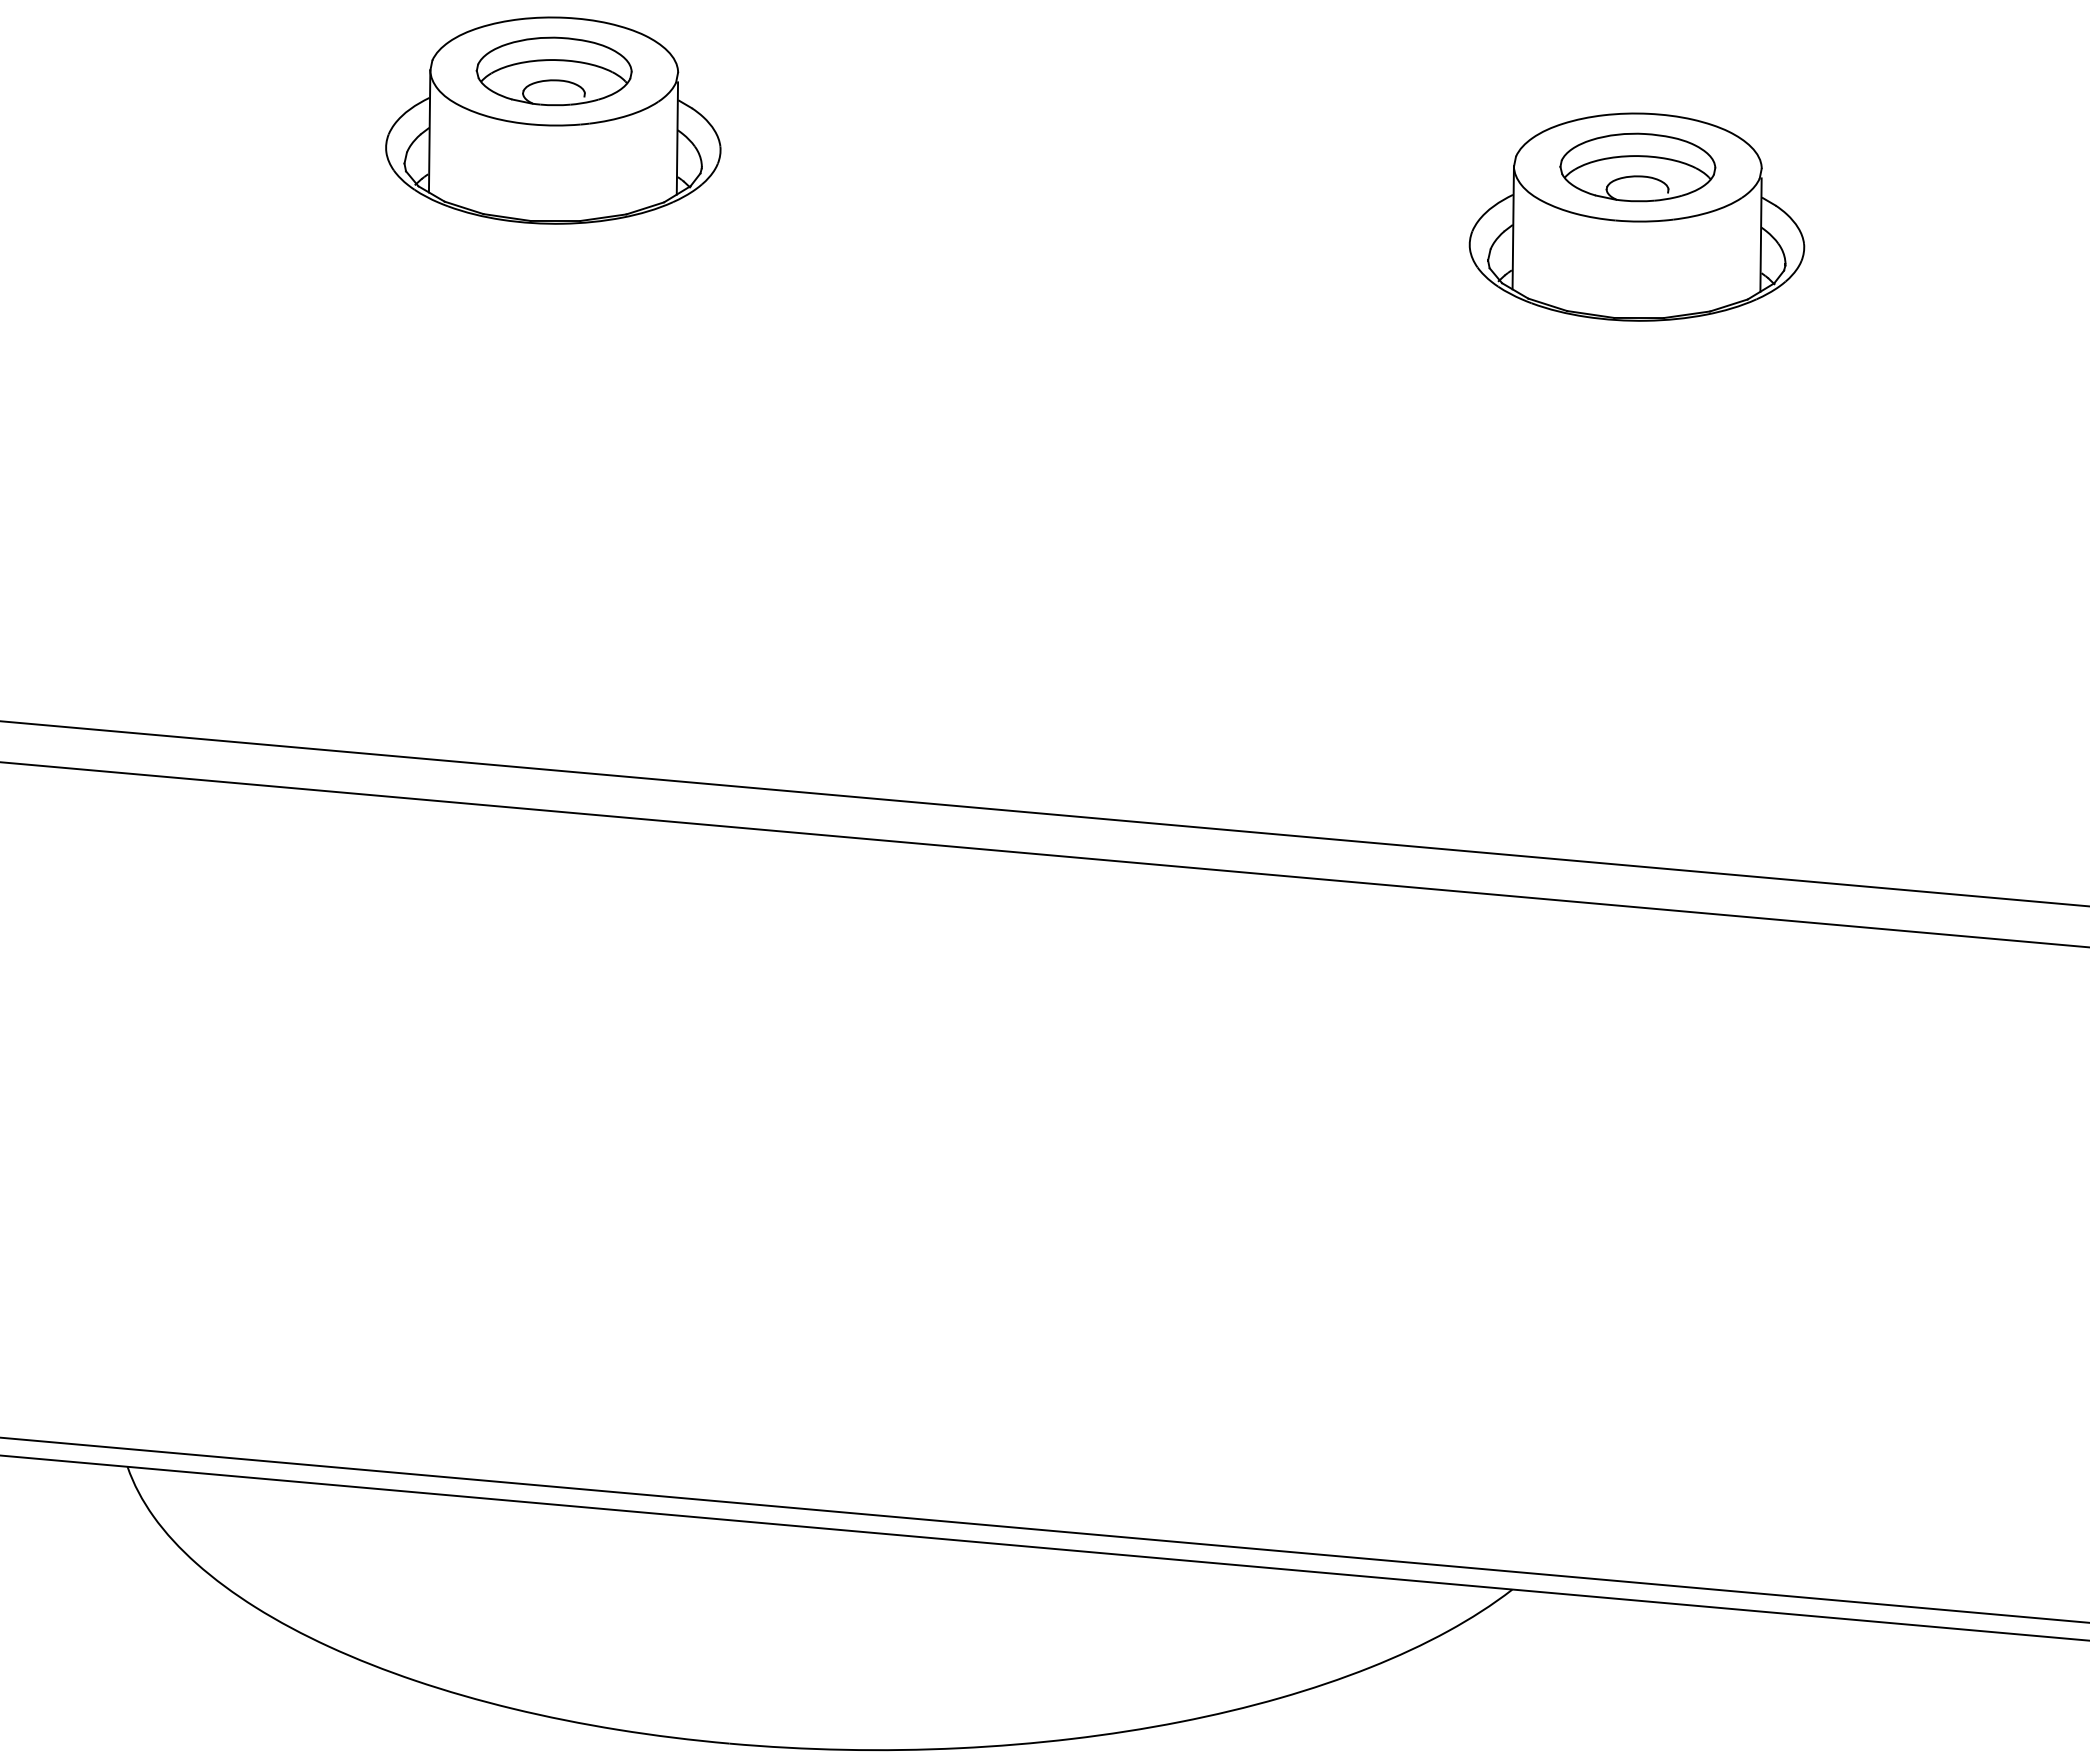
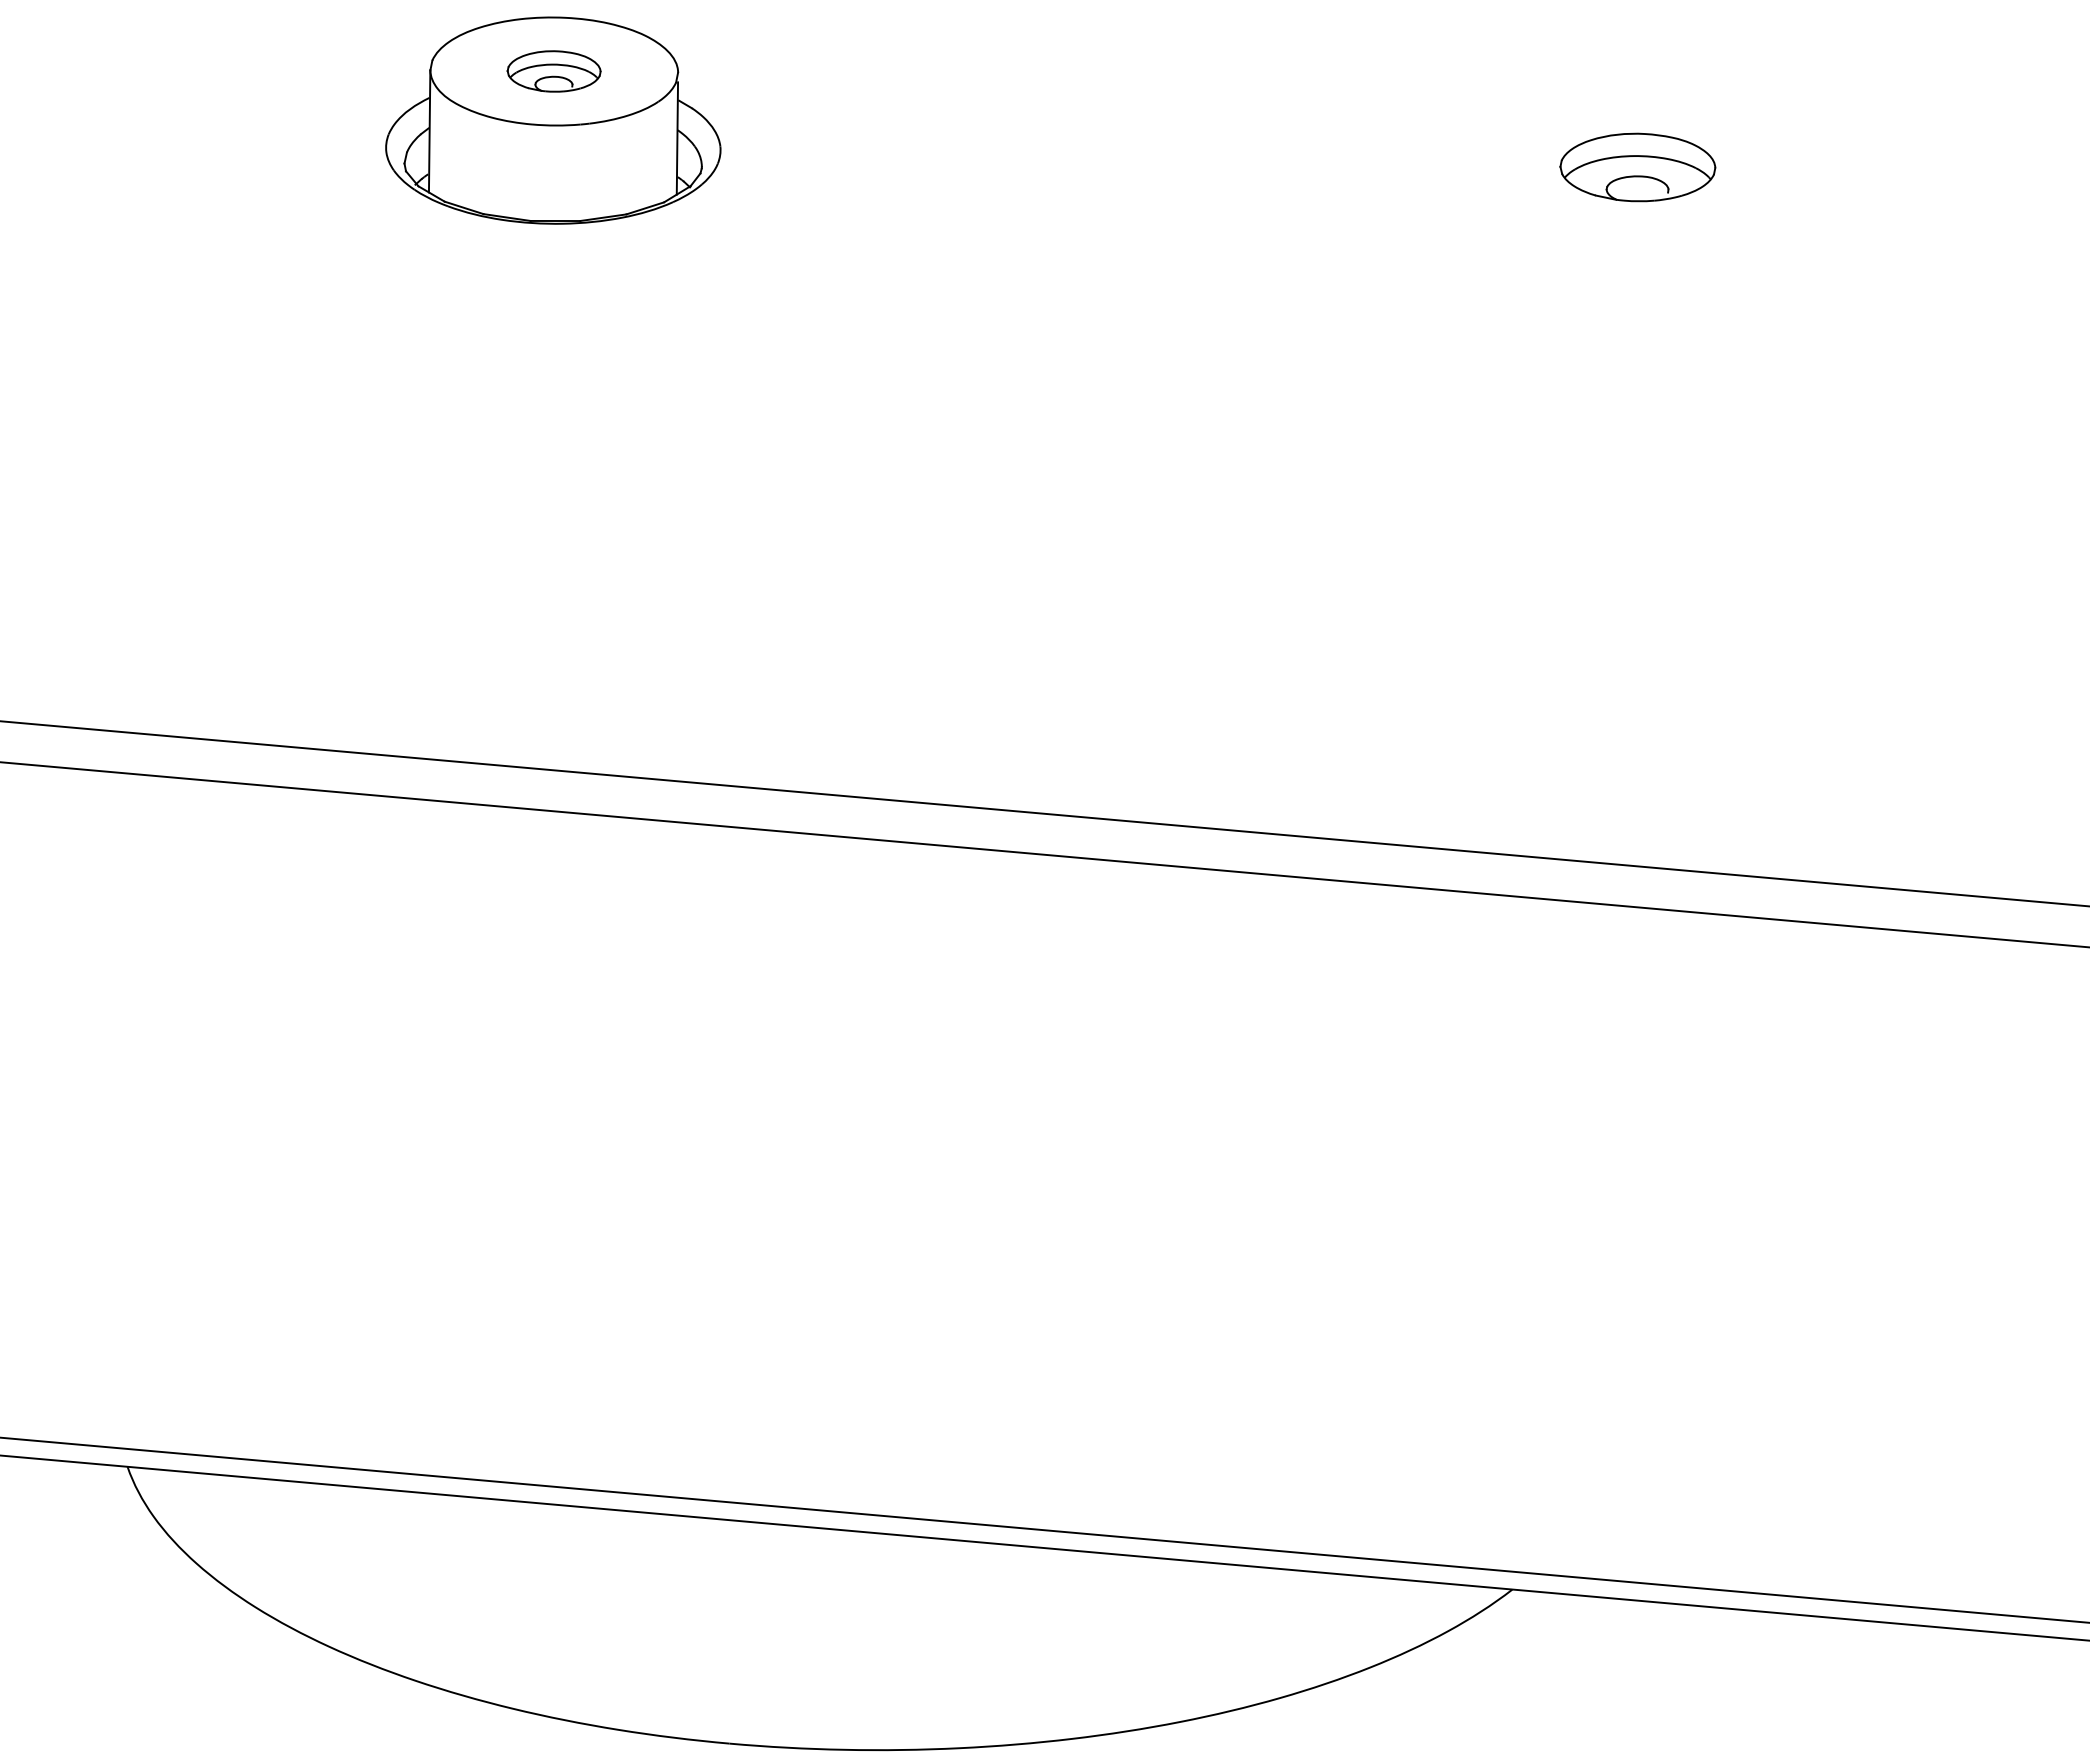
part size: 158x71 px -> 96x43 px (553, 71)
part: present -> none (1636, 216)
